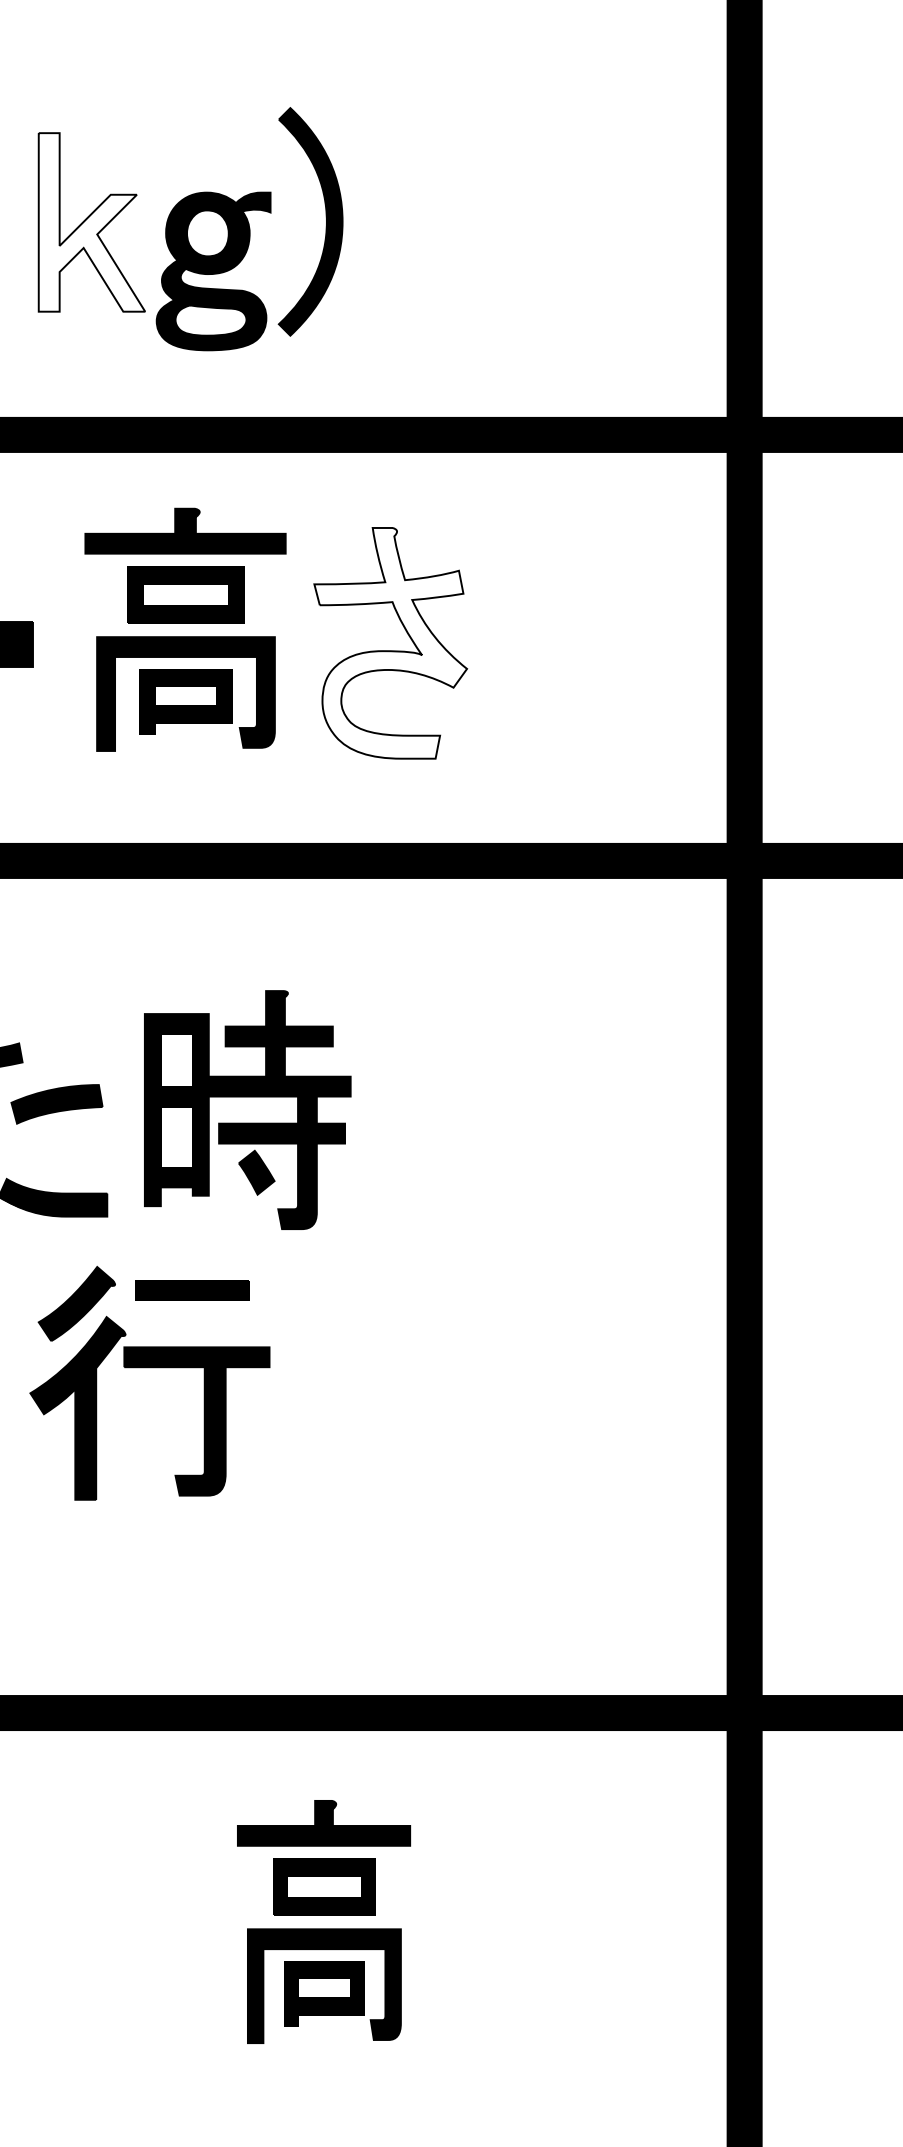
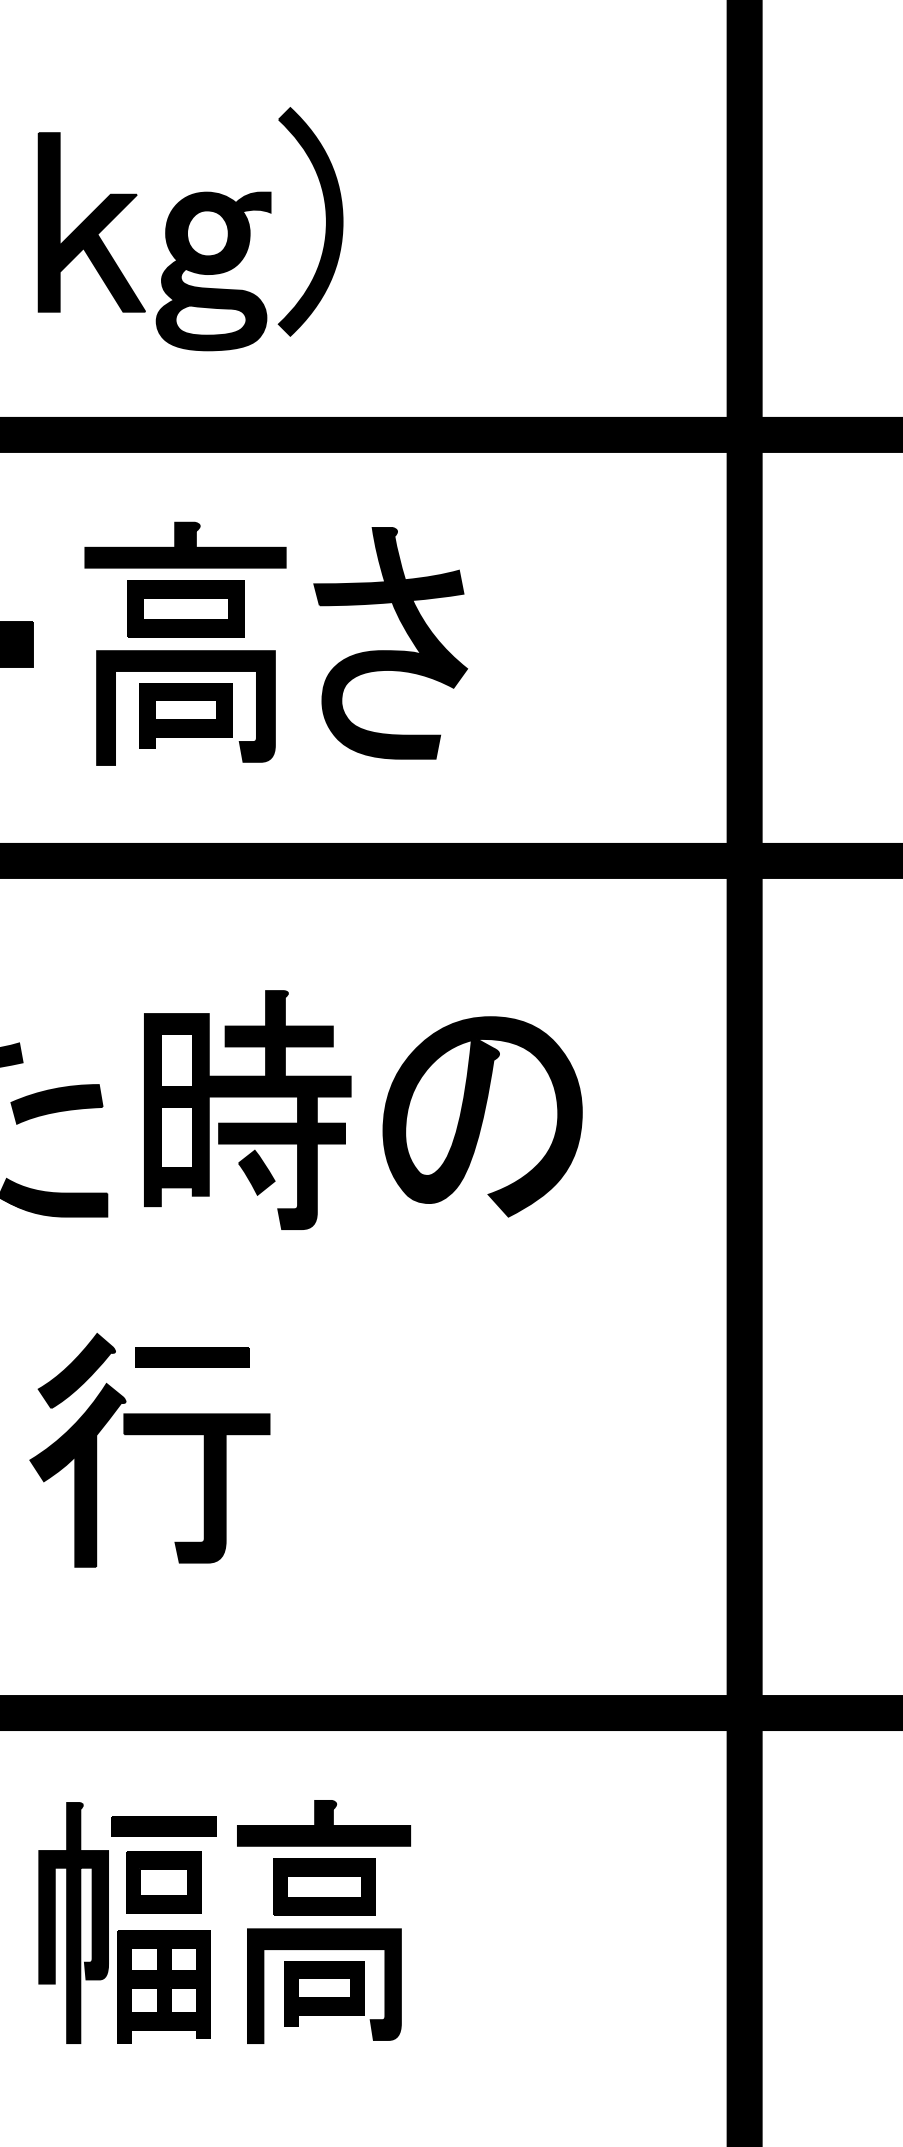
fill: none -> present (91, 222)
part position: (185, 629) -> (185, 643) (185, 643)
fill: none -> present (390, 642)
part: none -> present (482, 1116)
part position: (149, 1368) -> (149, 1435) (149, 1435)
part: none -> present (127, 1930)
